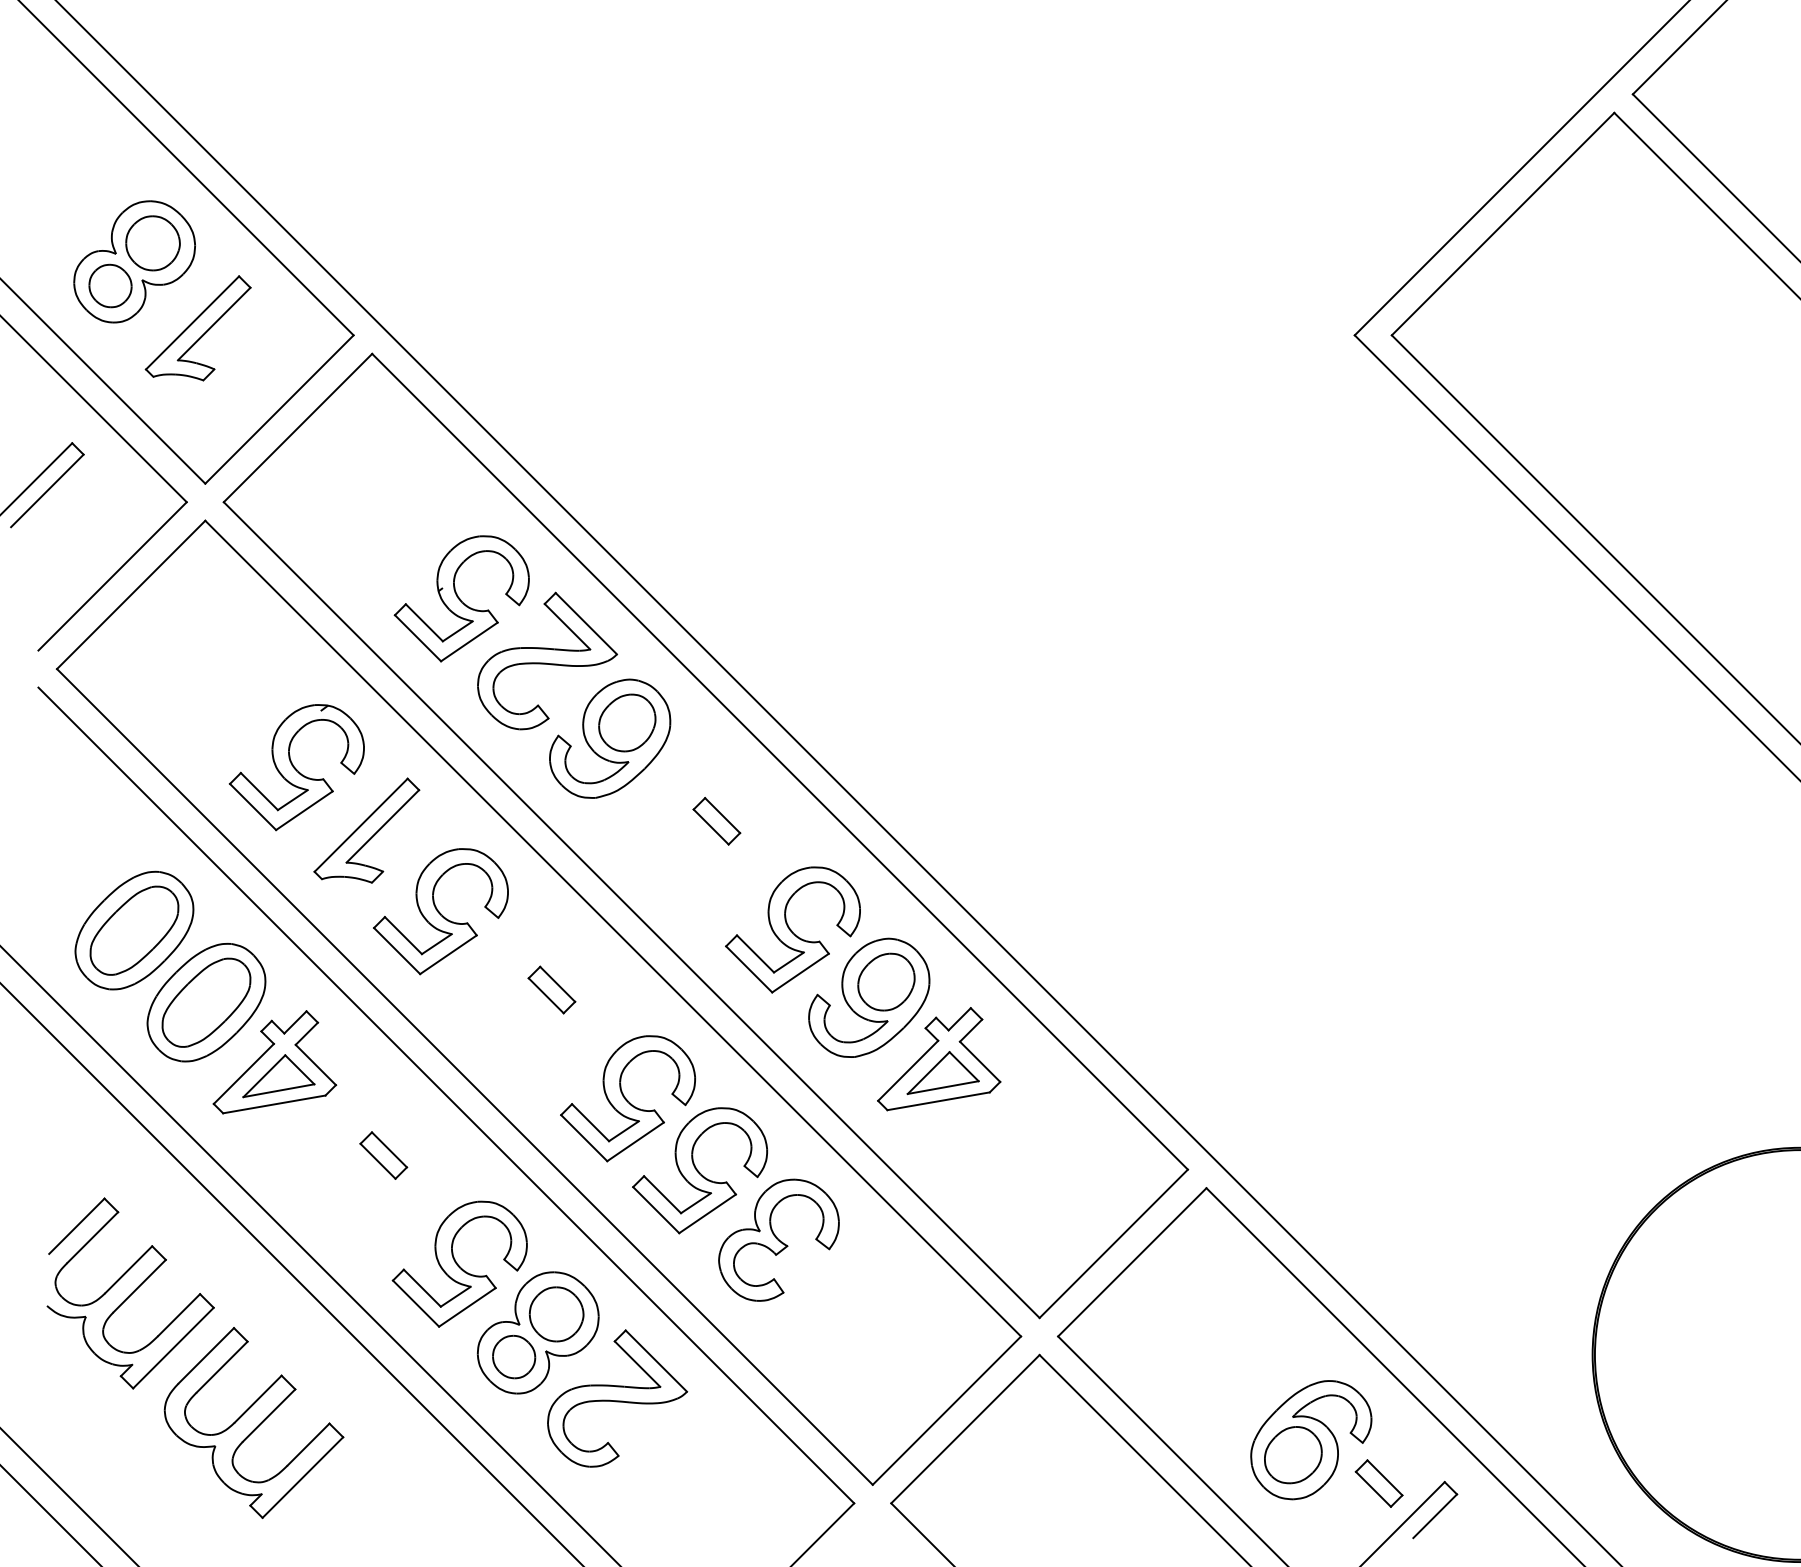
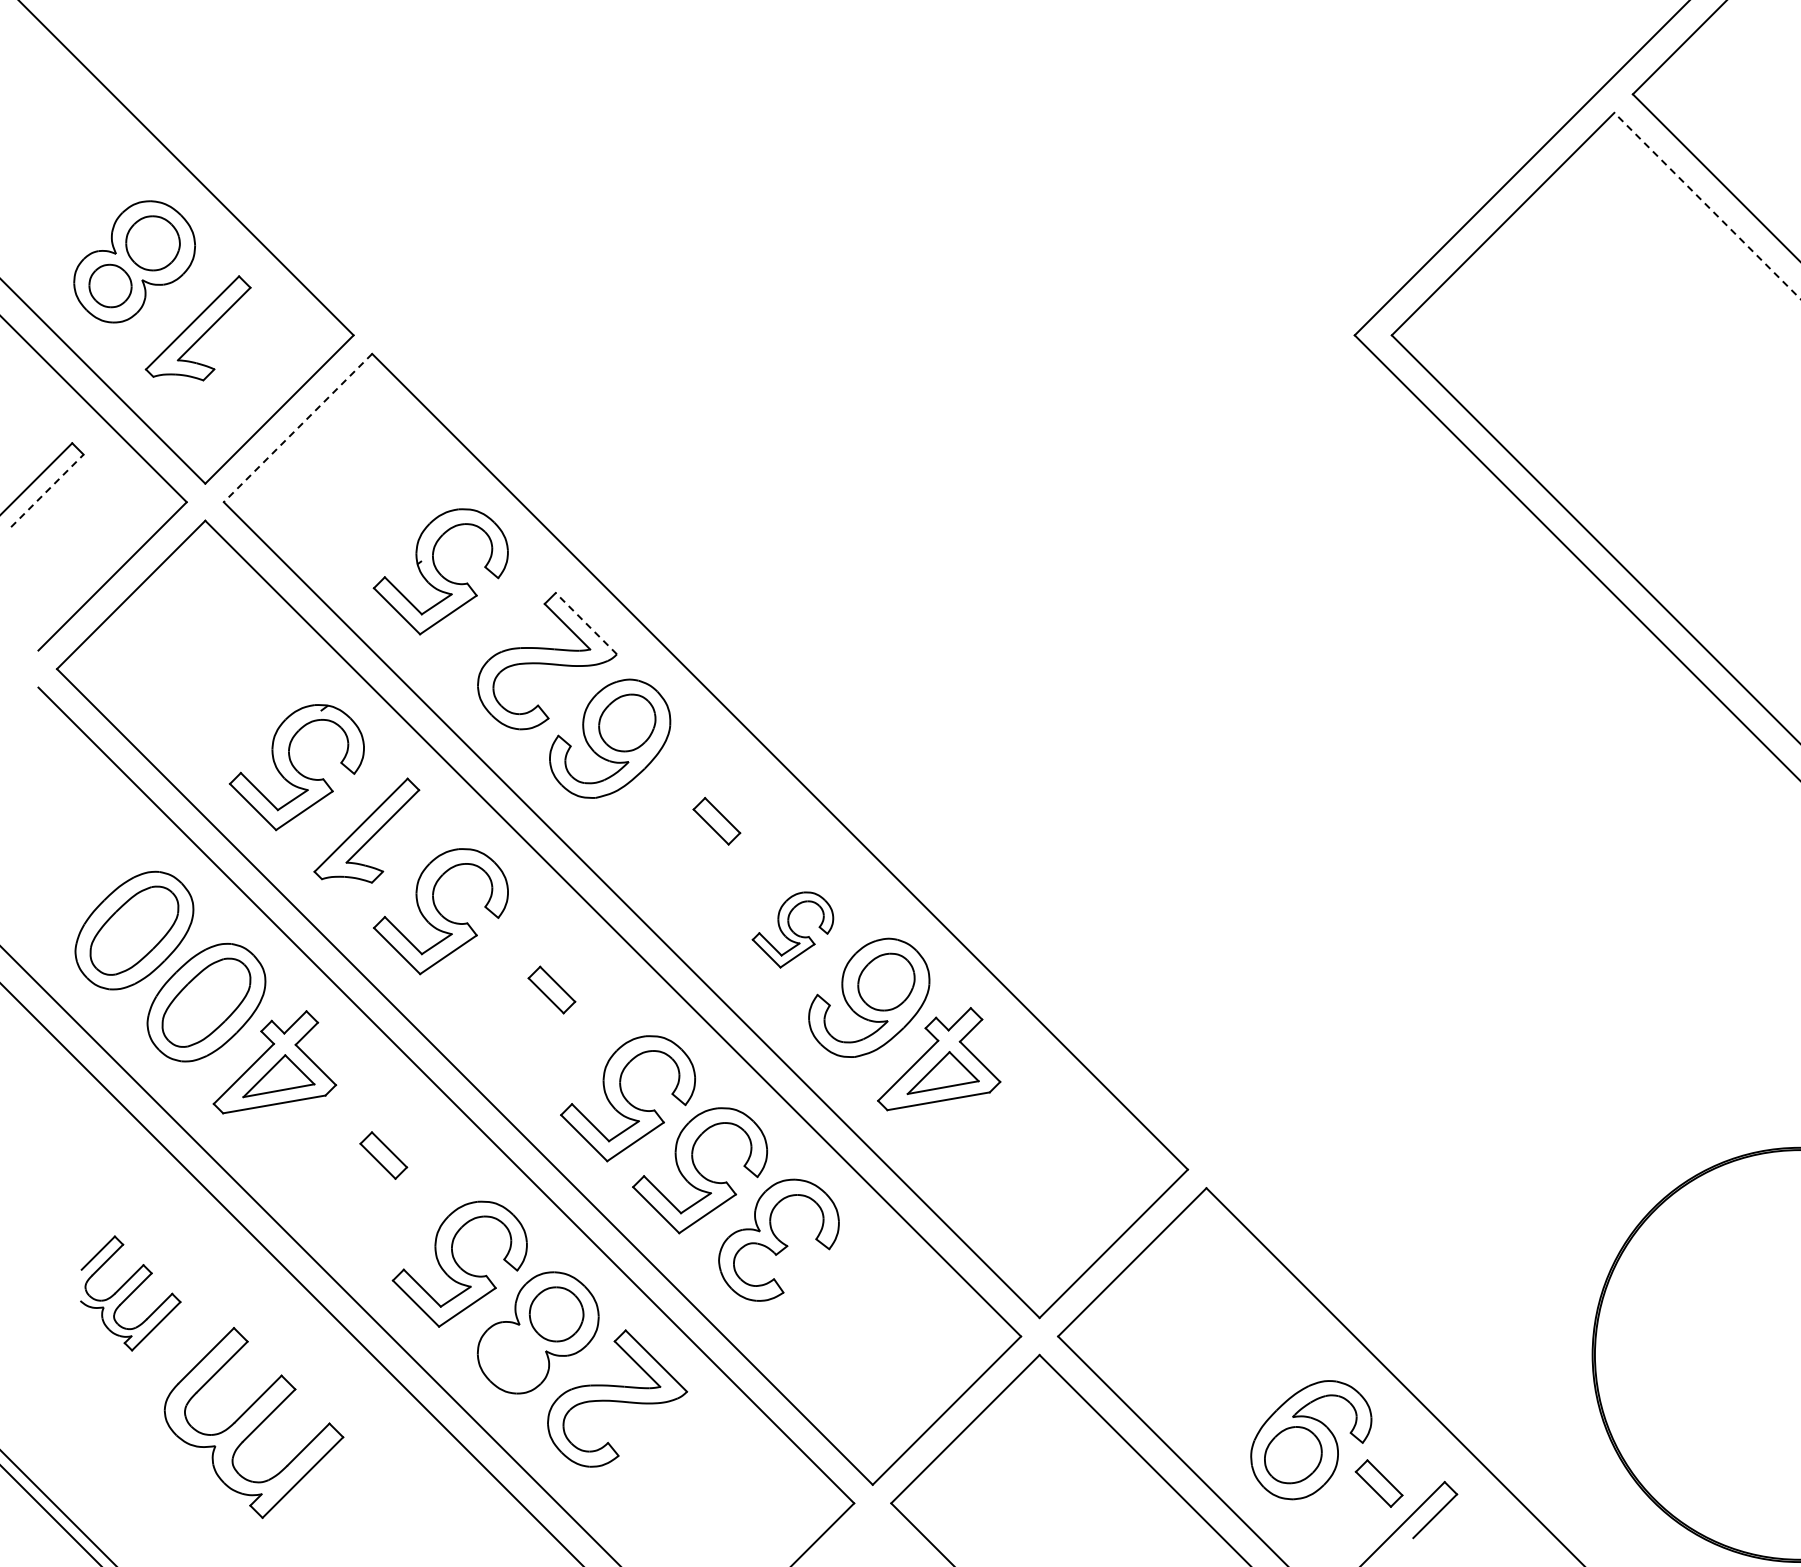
line: solid -> dashed (1707, 206)
line: solid -> dashed (298, 428)
line: solid -> dashed (47, 490)
part position: (461, 598) -> (440, 571) (440, 571)
line: solid -> dashed (586, 623)
line: present -> none (837, 782)
part size: 136x128 px -> 84x78 px (792, 929)
part size: 169x193 px -> 102x117 px (130, 1293)
part: present -> none (514, 1356)
line position: (68, 1496) -> (57, 1507) (57, 1507)
